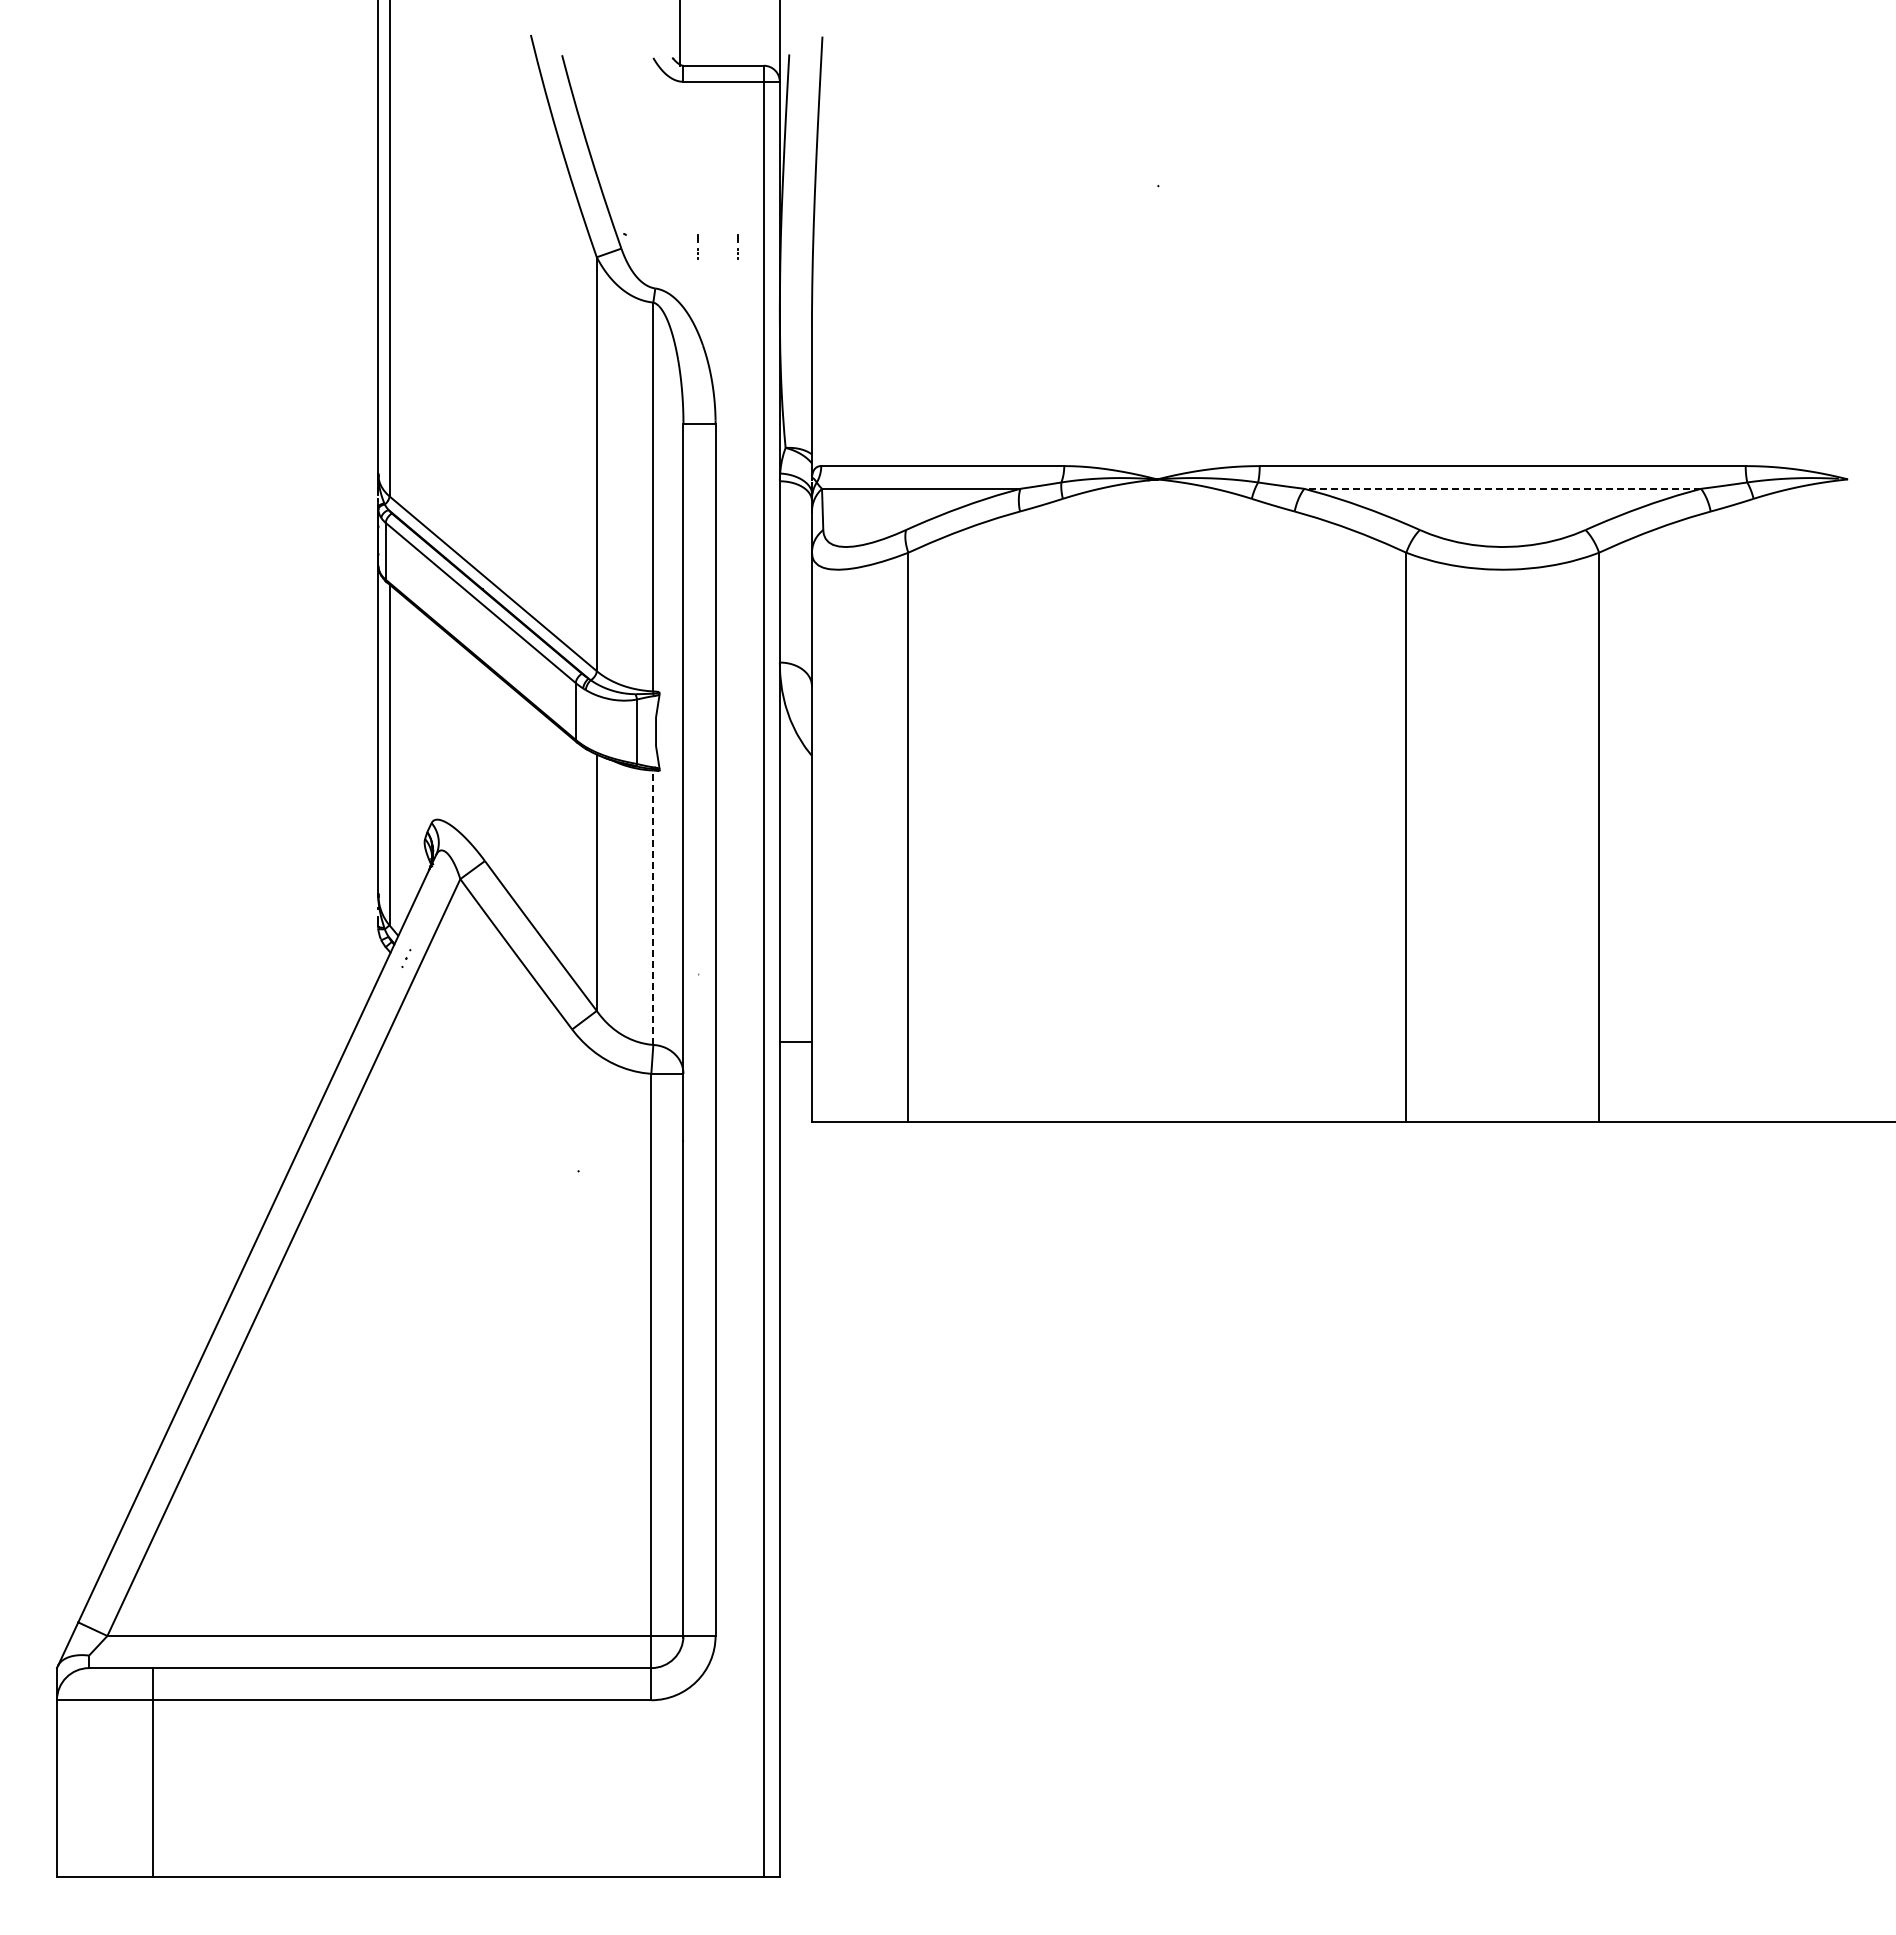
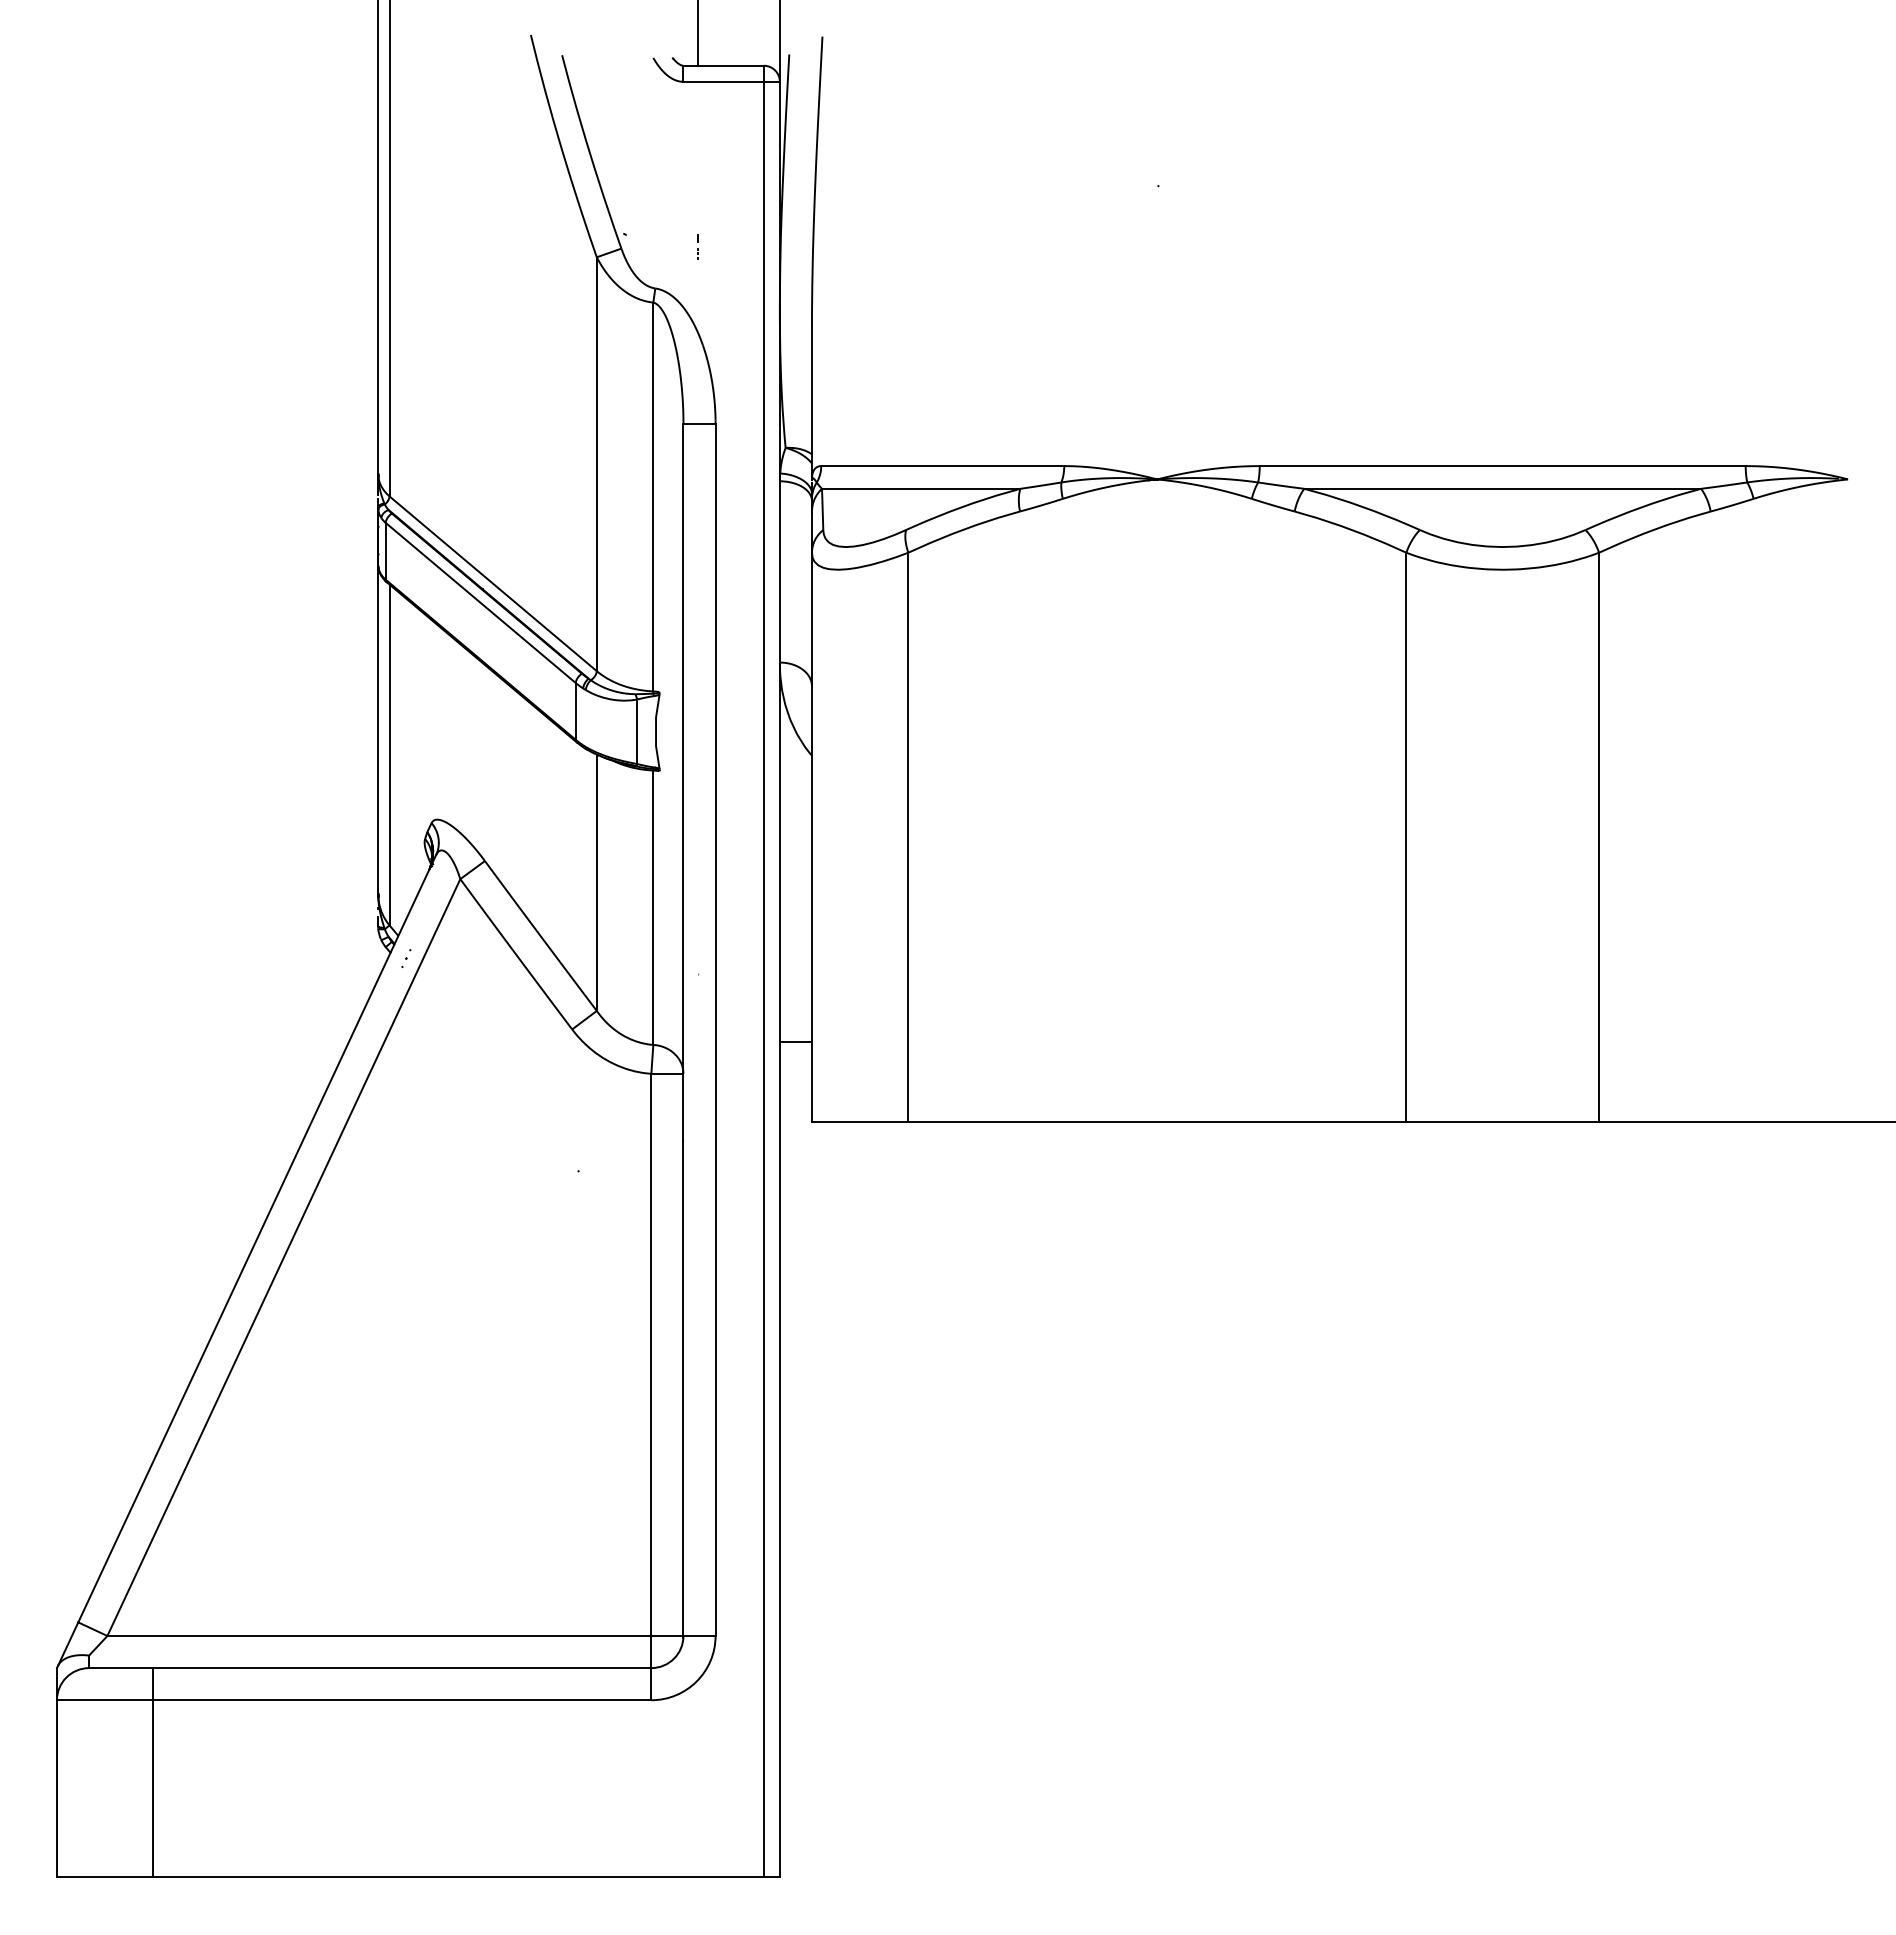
line position: (680, 33) -> (698, 33) (698, 33)
line: present -> none (737, 248)
line: dashed -> solid (1502, 488)
line: dashed -> solid (653, 907)
